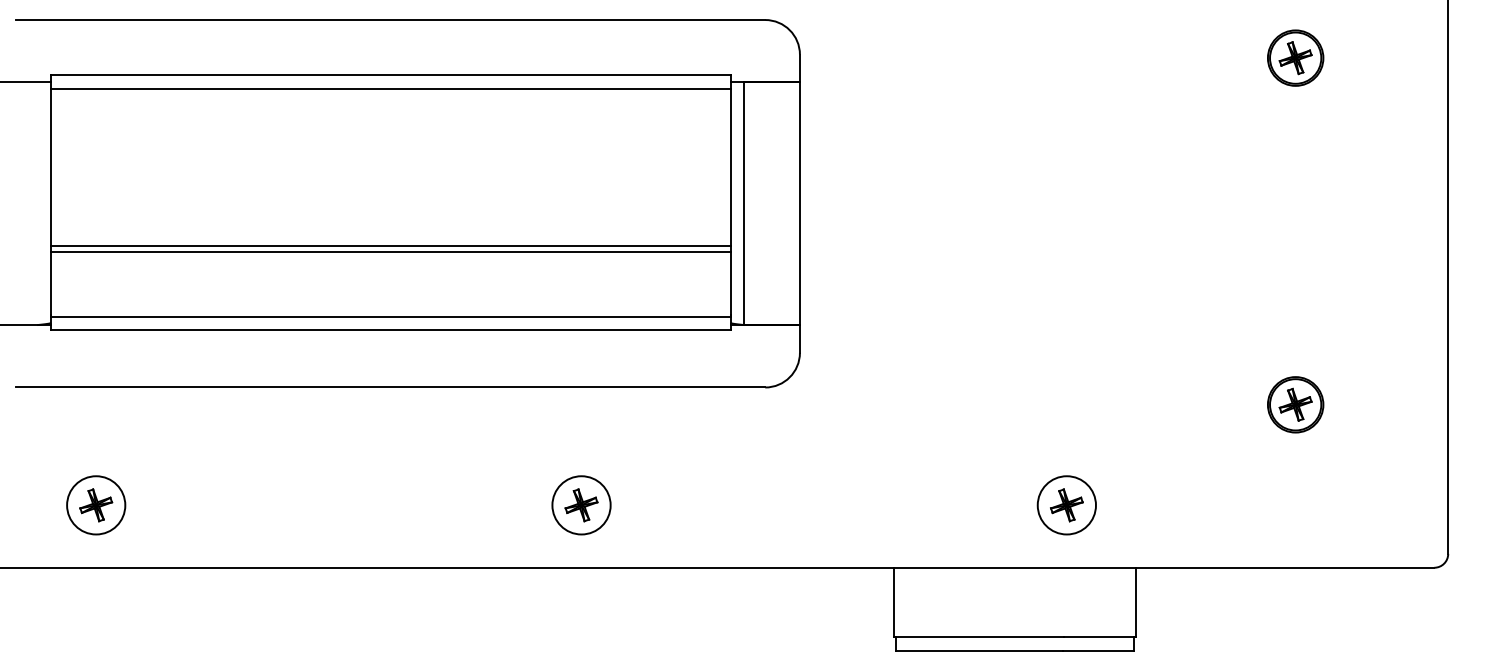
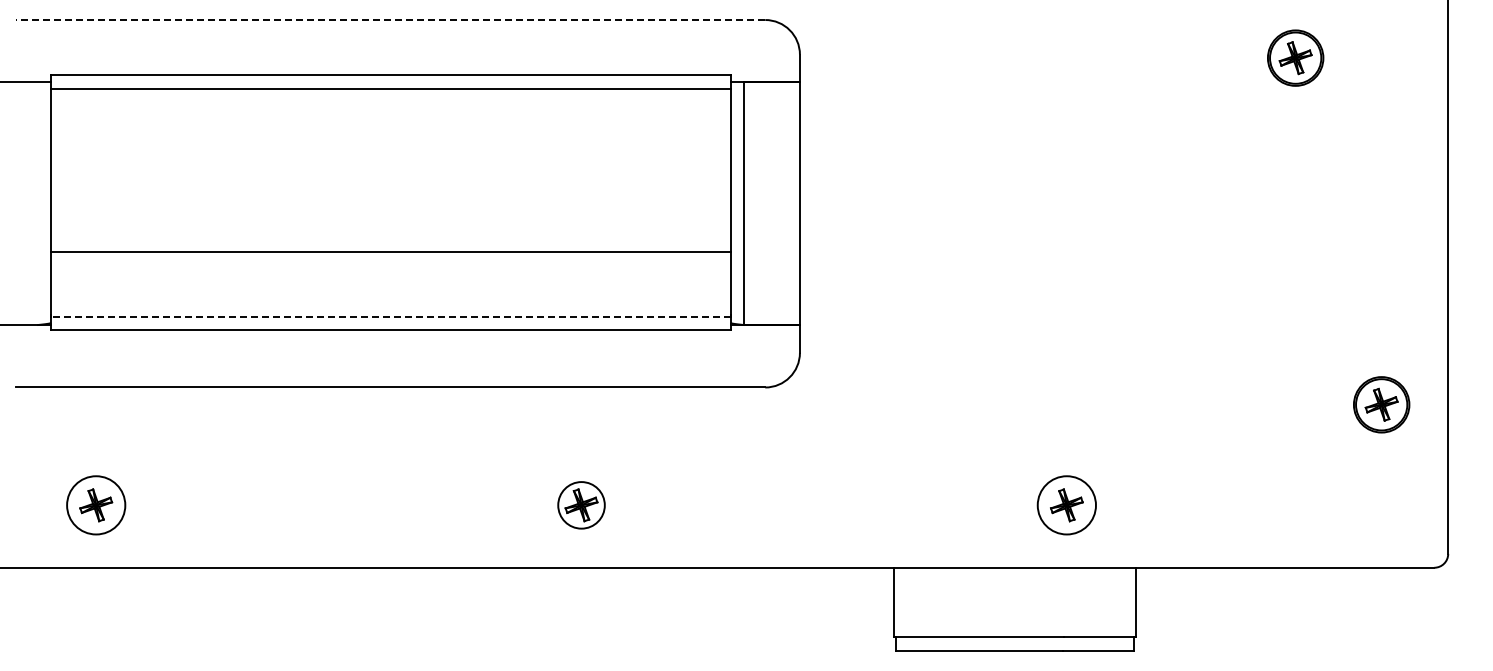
line: solid -> dashed (390, 20)
line: present -> none (390, 245)
line: solid -> dashed (390, 316)
part position: (1295, 404) -> (1381, 404) (1381, 404)
circle diameter: 58 px -> 47 px (581, 505)
